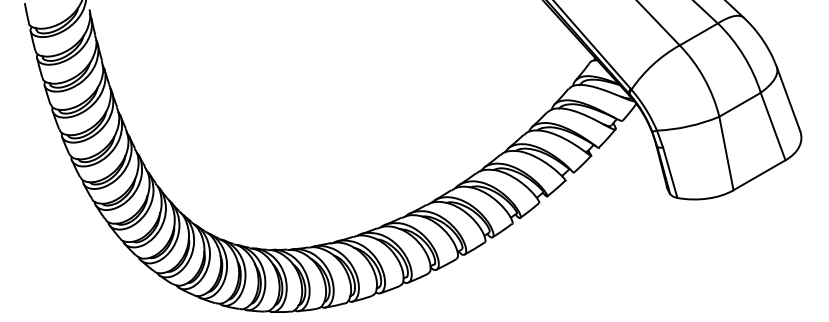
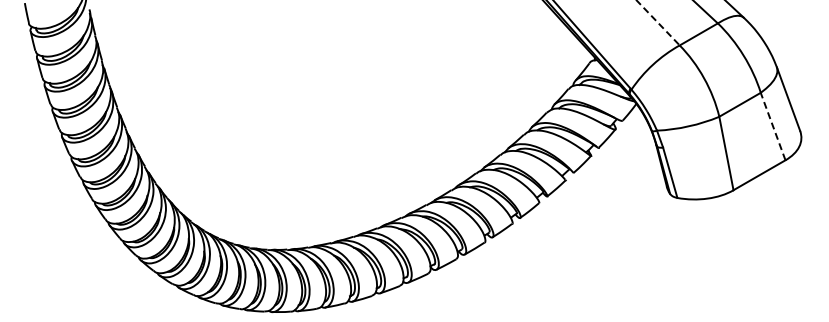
line: solid -> dashed (658, 23)
line: solid -> dashed (773, 126)
